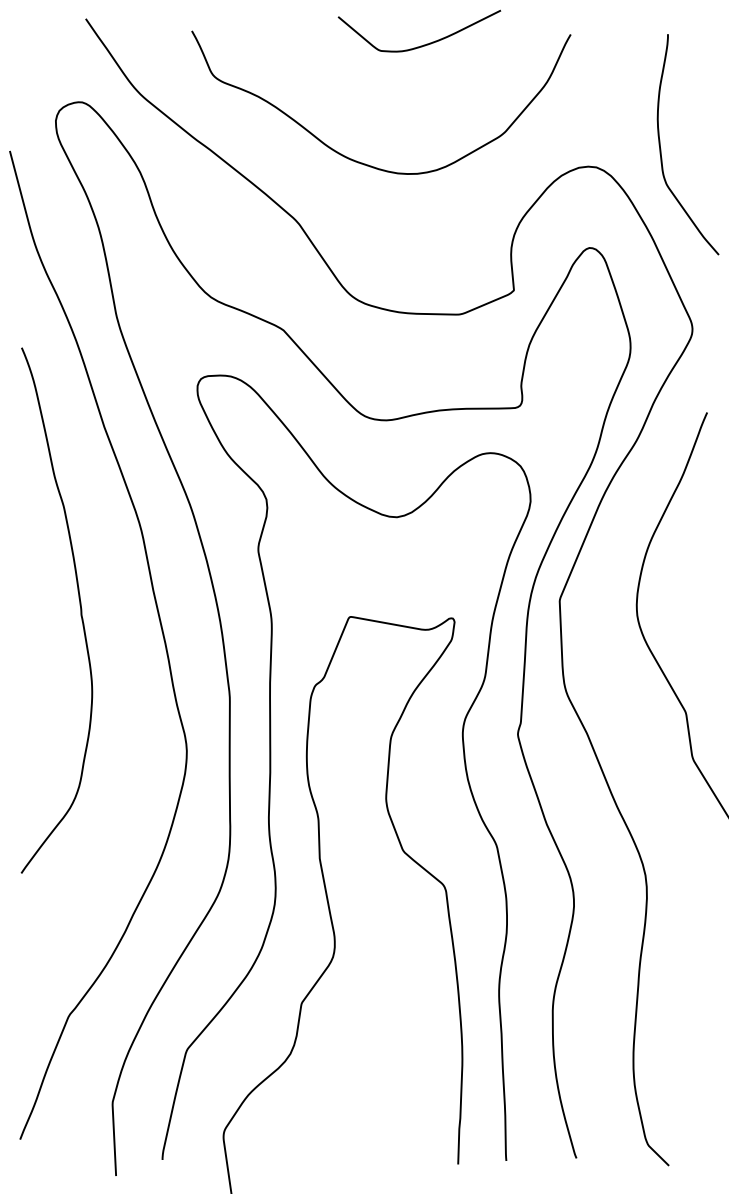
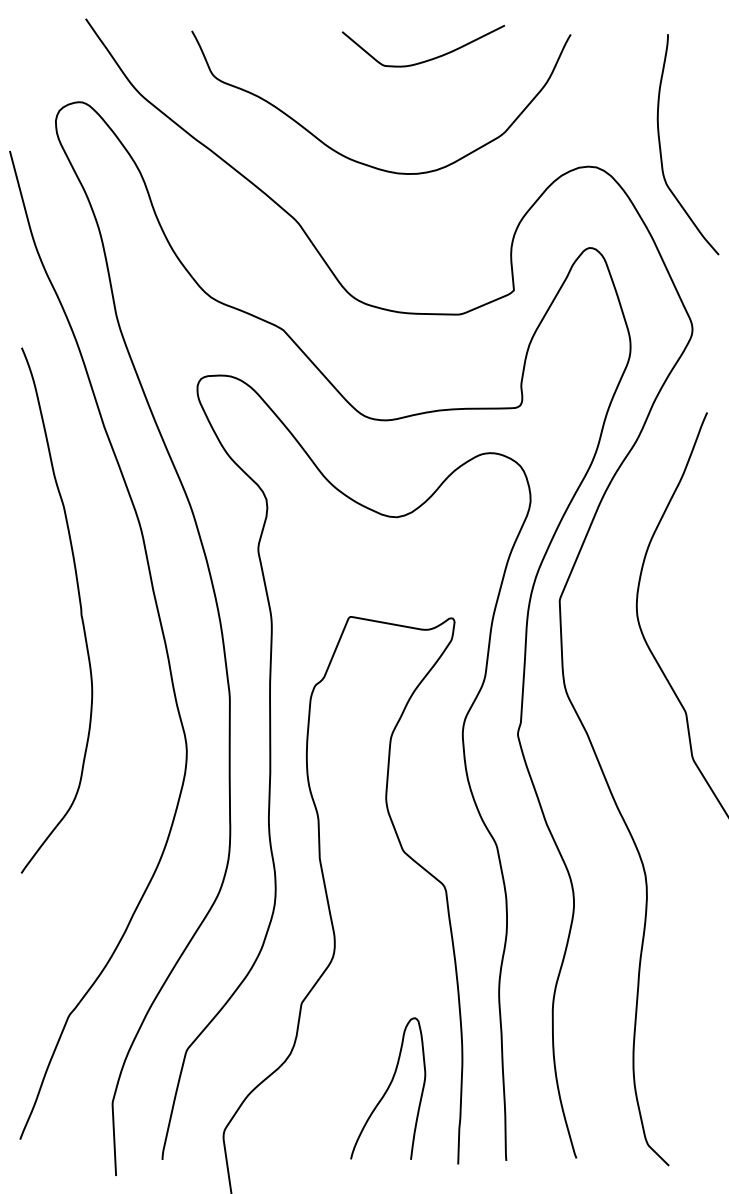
curve position: (423, 44) -> (427, 59) (427, 59)
curve: none -> present (388, 1088)
